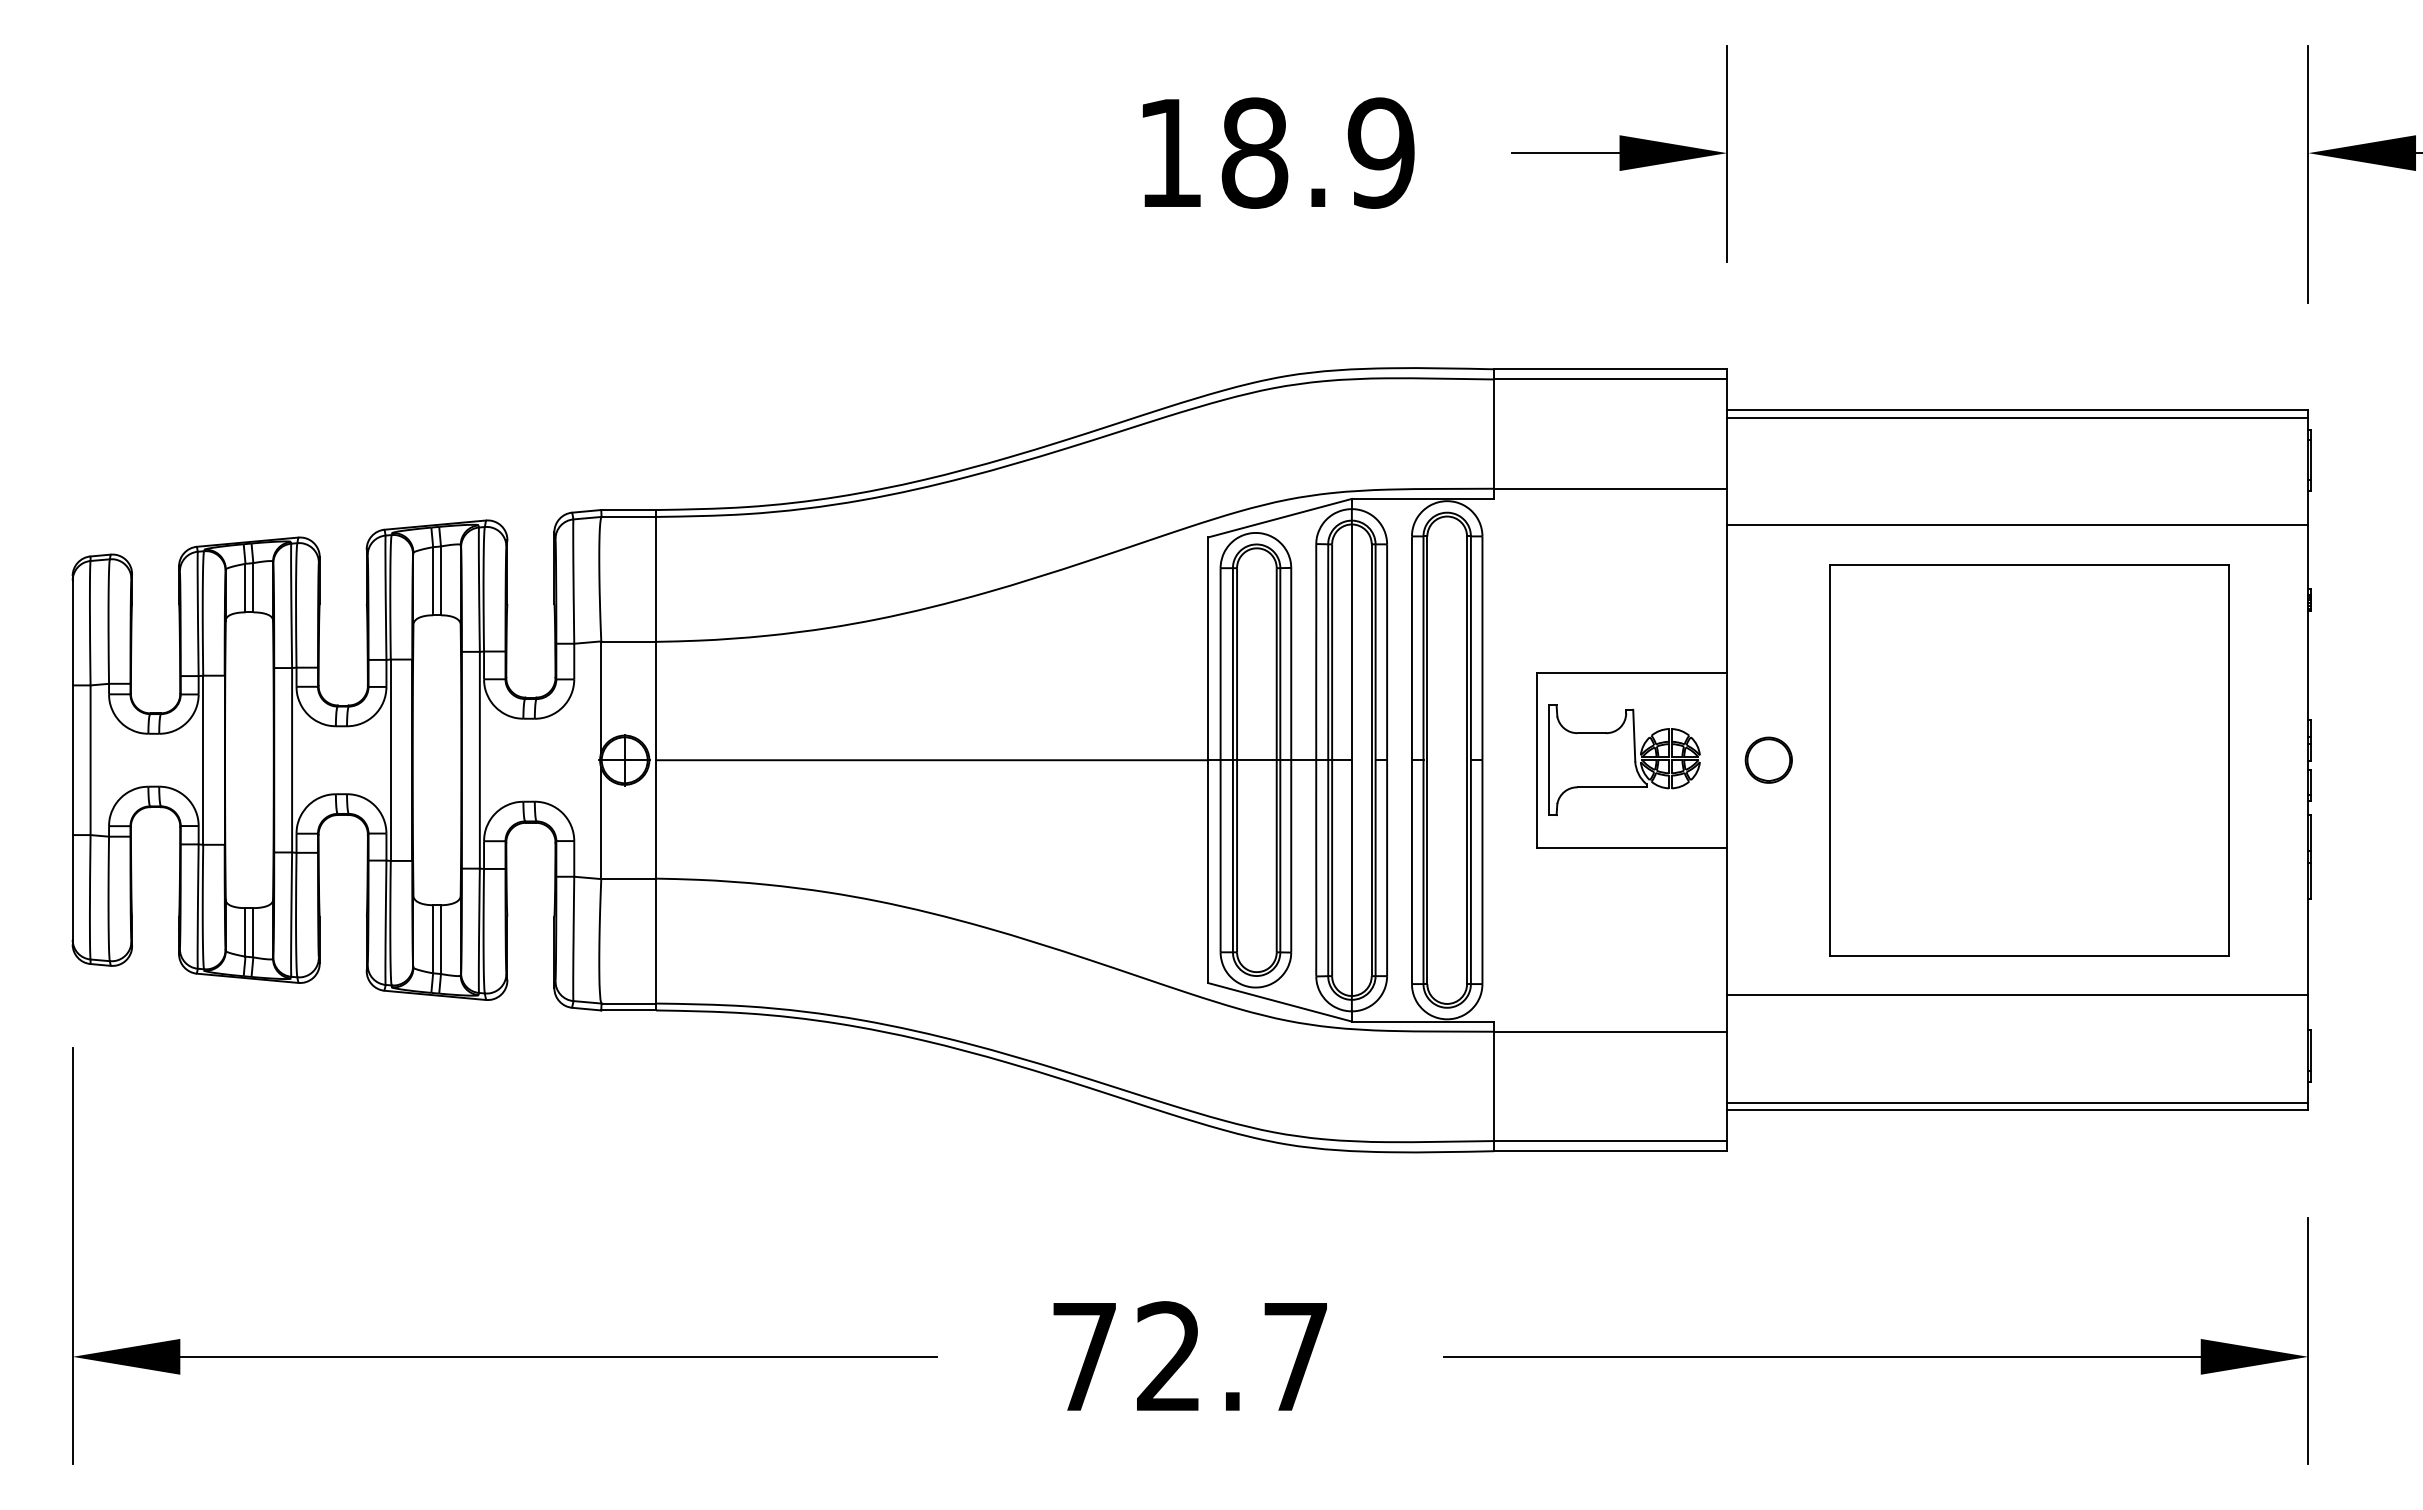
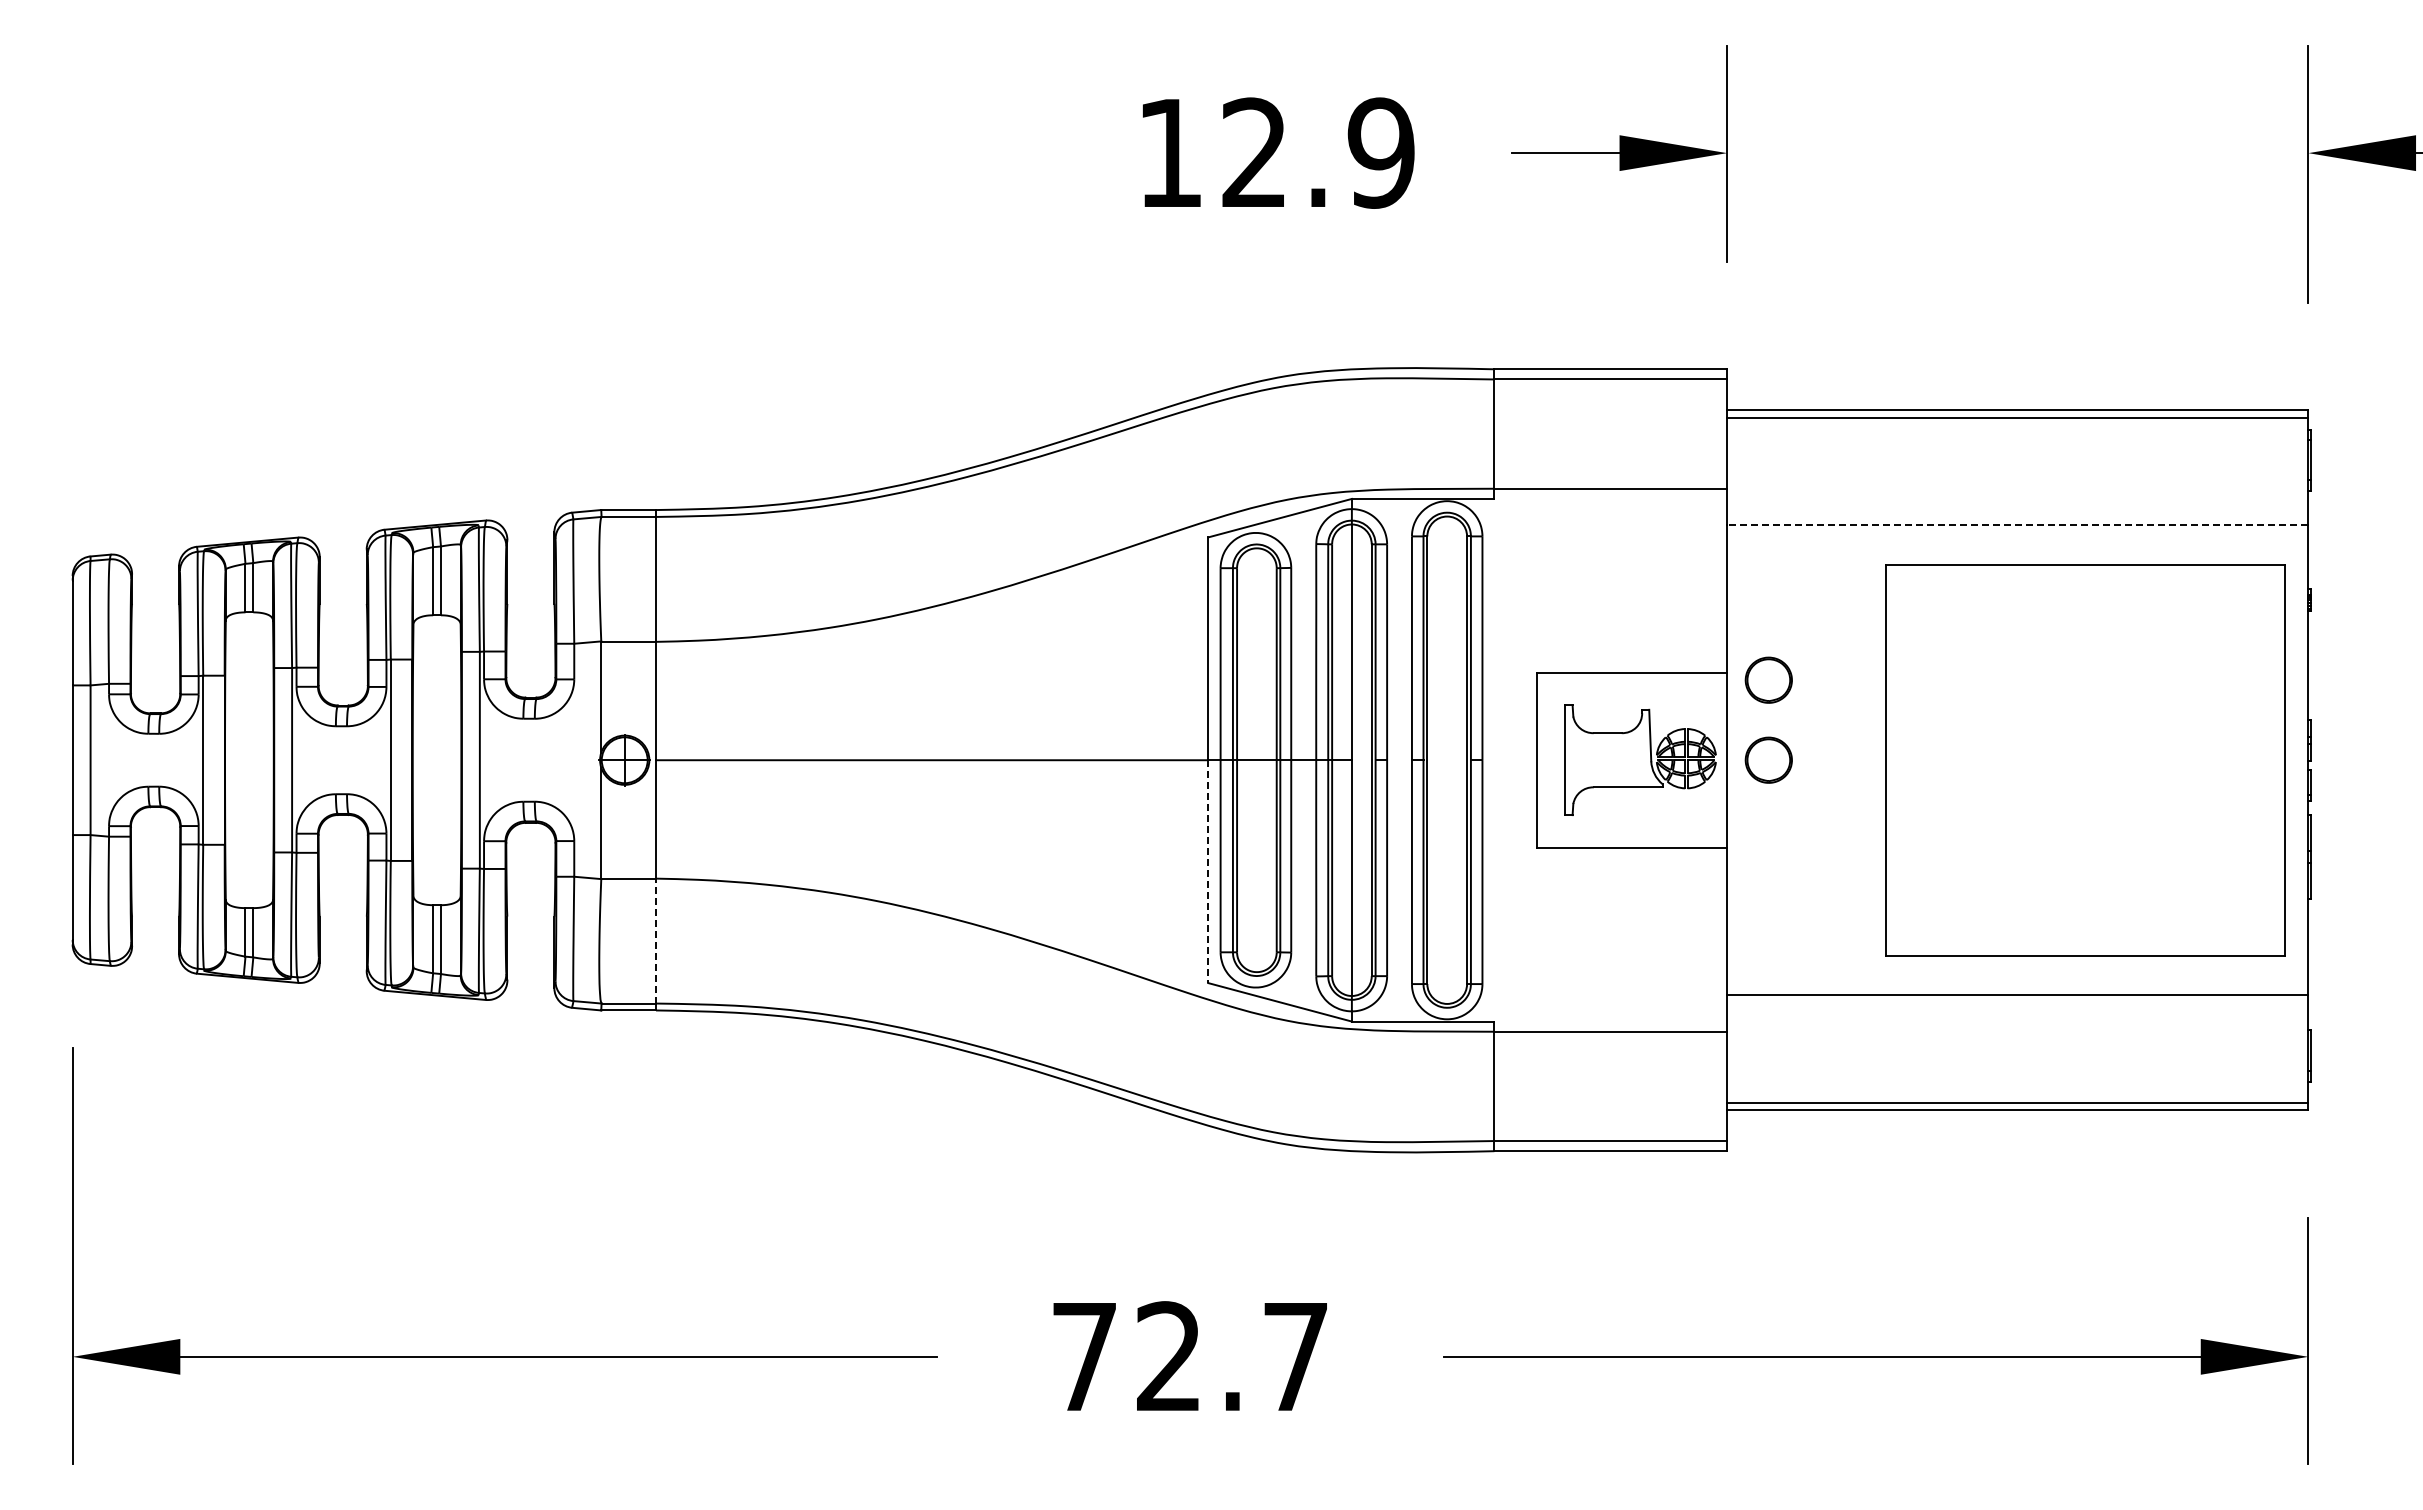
text: 18.9 -> 12.9 (1254, 152)
line: solid -> dashed (2017, 525)
part: none -> present (1768, 679)
part position: (1624, 759) -> (1640, 759) (1640, 759)
part position: (2029, 760) -> (2085, 760) (2085, 760)
line: solid -> dashed (1208, 872)
line: solid -> dashed (656, 940)
